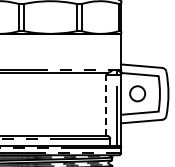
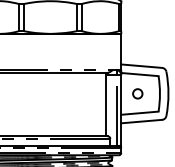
circle size: 18x18 px -> 12x12 px (137, 93)
line: dashed -> solid (106, 105)
